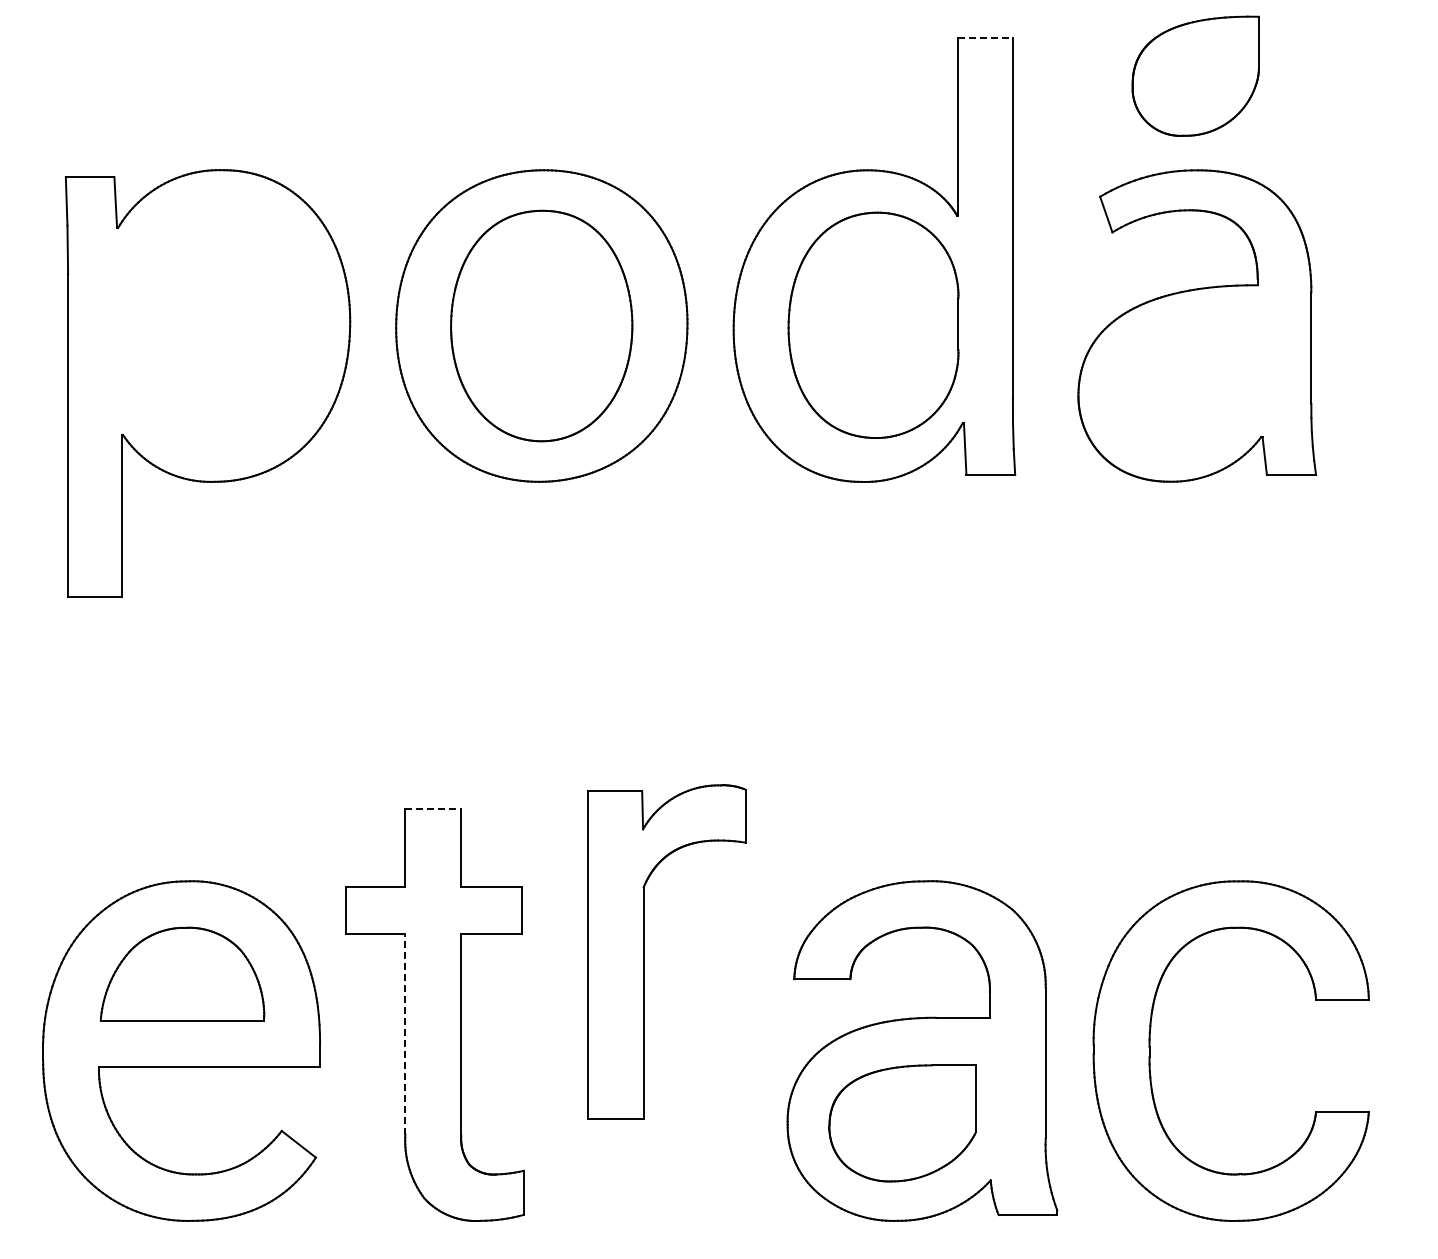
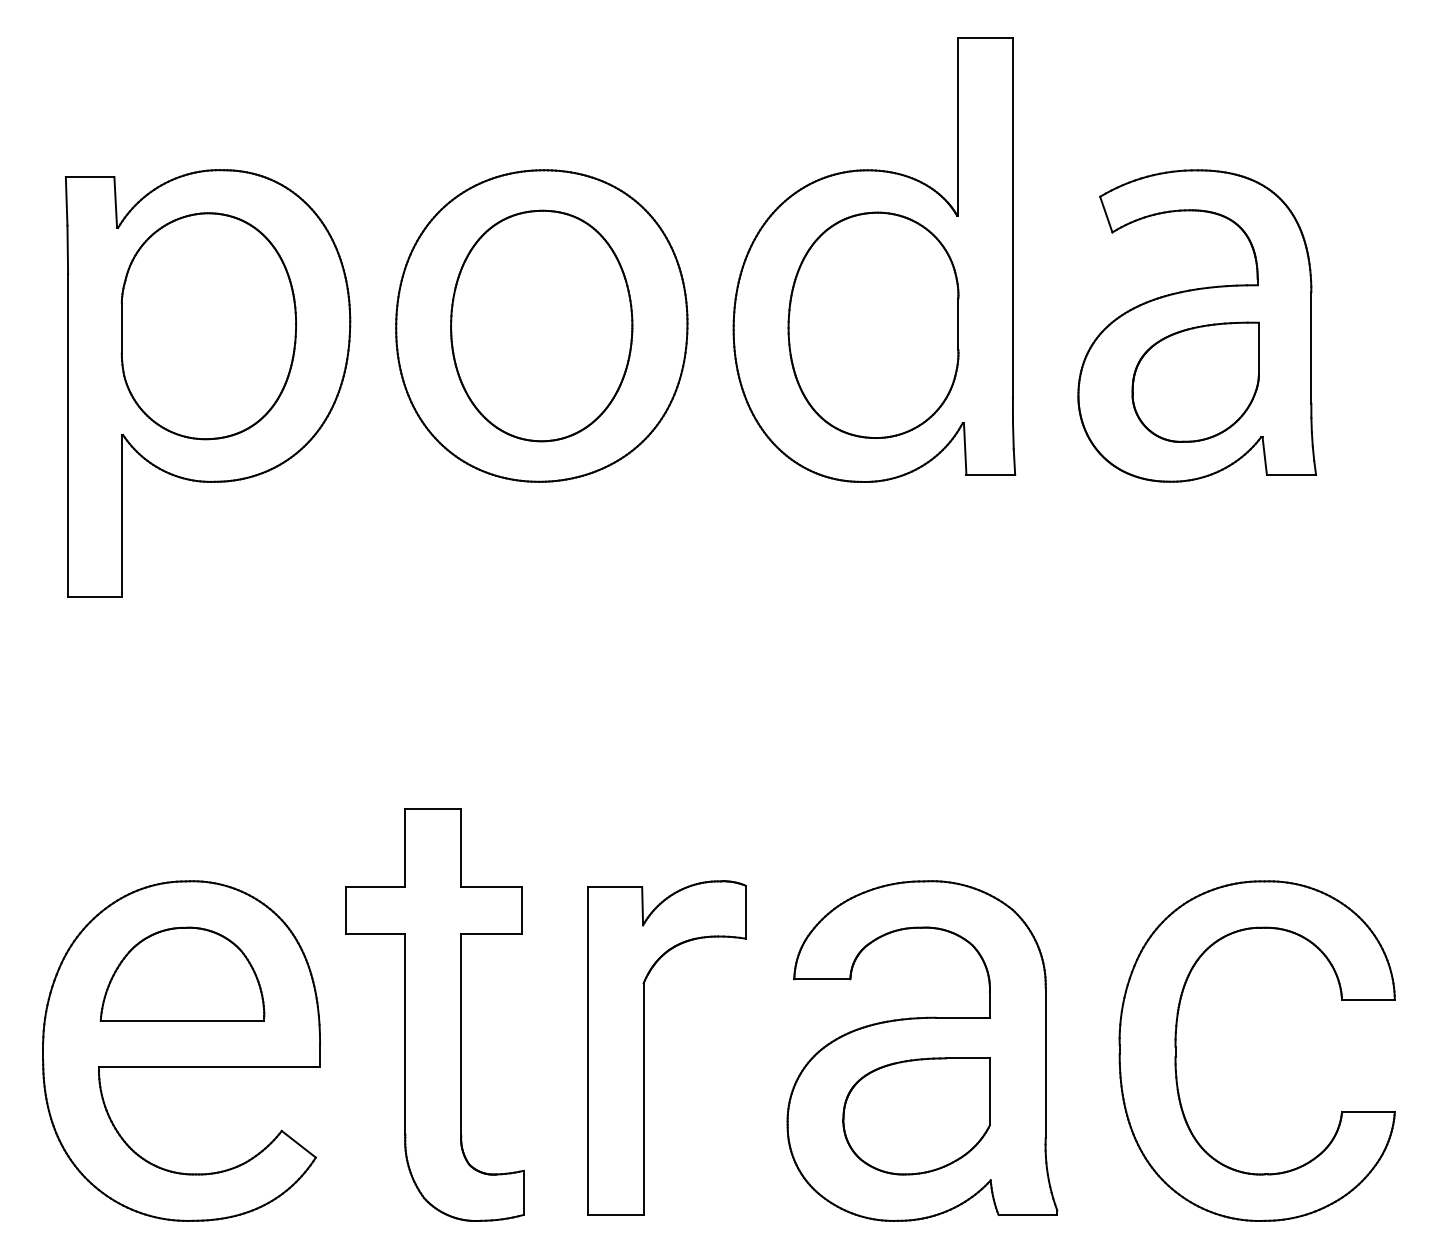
line: dashed -> solid (986, 37)
part position: (1195, 75) -> (1195, 381) (1195, 381)
part: none -> present (208, 326)
line: dashed -> solid (433, 808)
part position: (644, 951) -> (644, 1047) (644, 1047)
line: dashed -> solid (405, 1033)
part position: (1150, 1050) -> (1176, 1050) (1176, 1050)
part position: (902, 1123) -> (916, 1116) (916, 1116)
